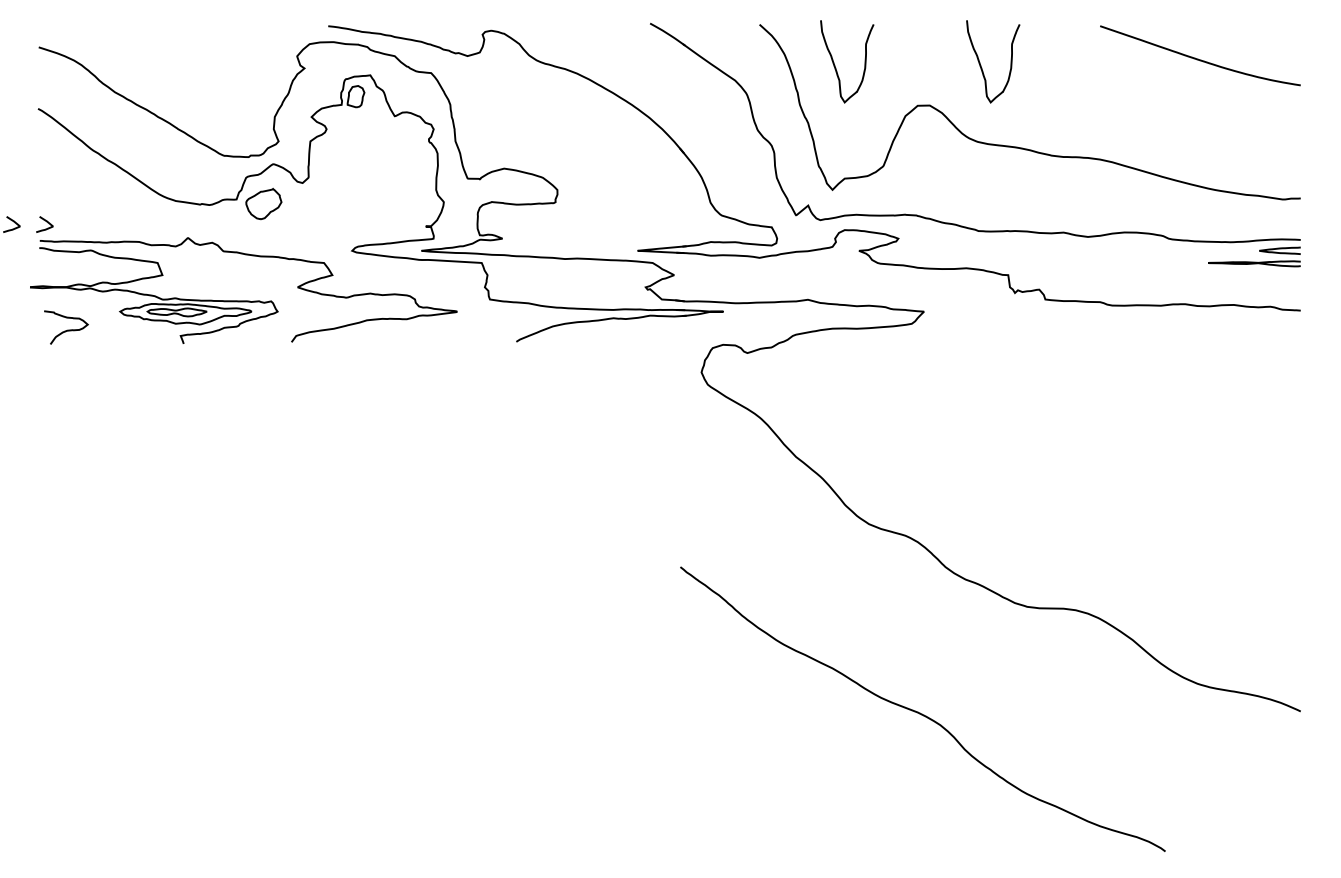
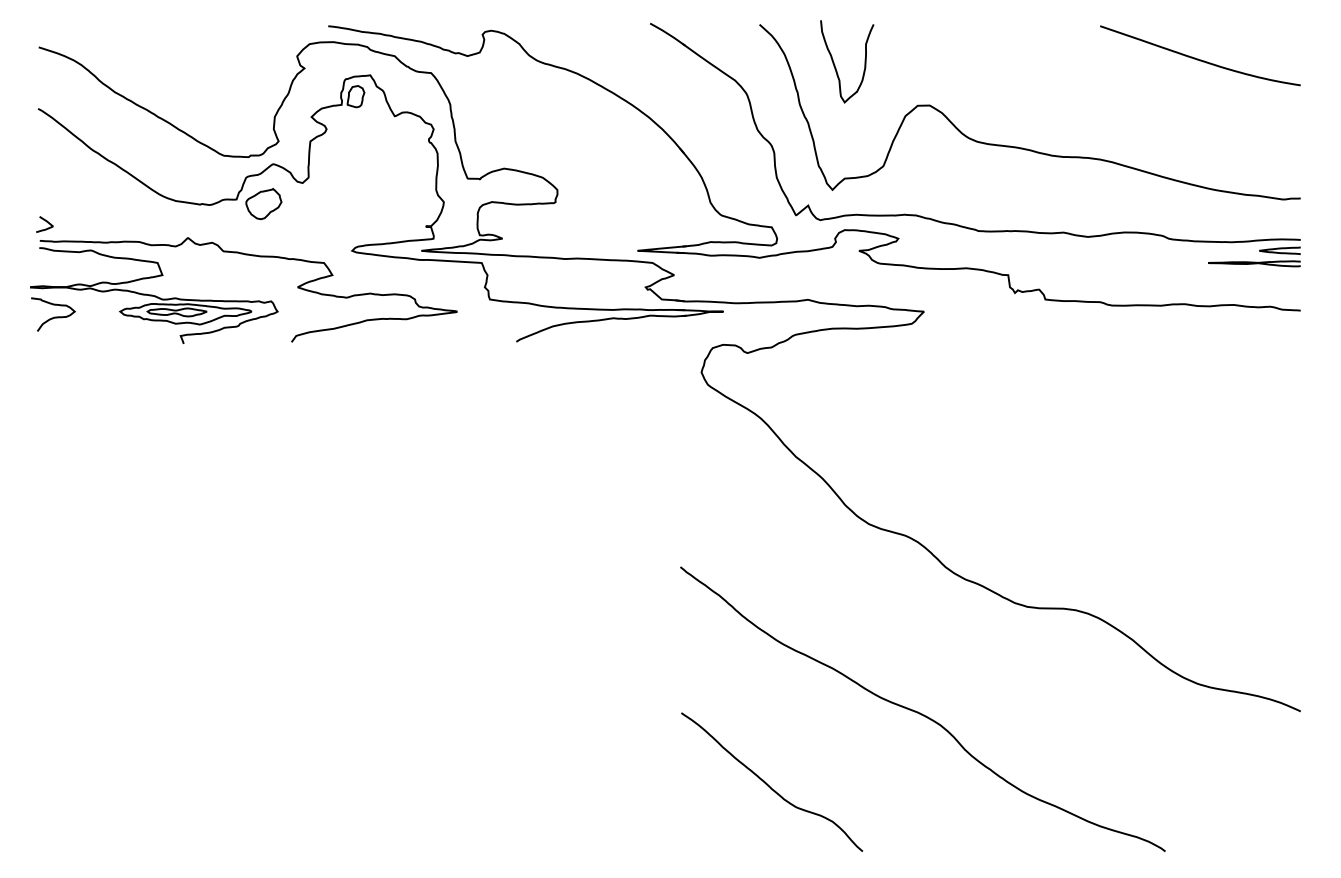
curve: present -> none (981, 65)
curve: present -> none (13, 222)
curve position: (67, 329) -> (54, 316) (54, 316)
curve: none -> present (768, 784)
